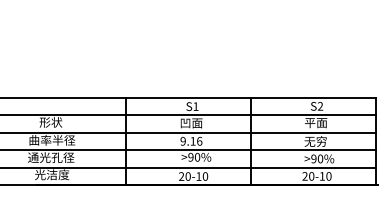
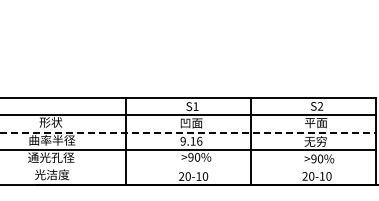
line: solid -> dashed (188, 132)
line: present -> none (188, 167)
